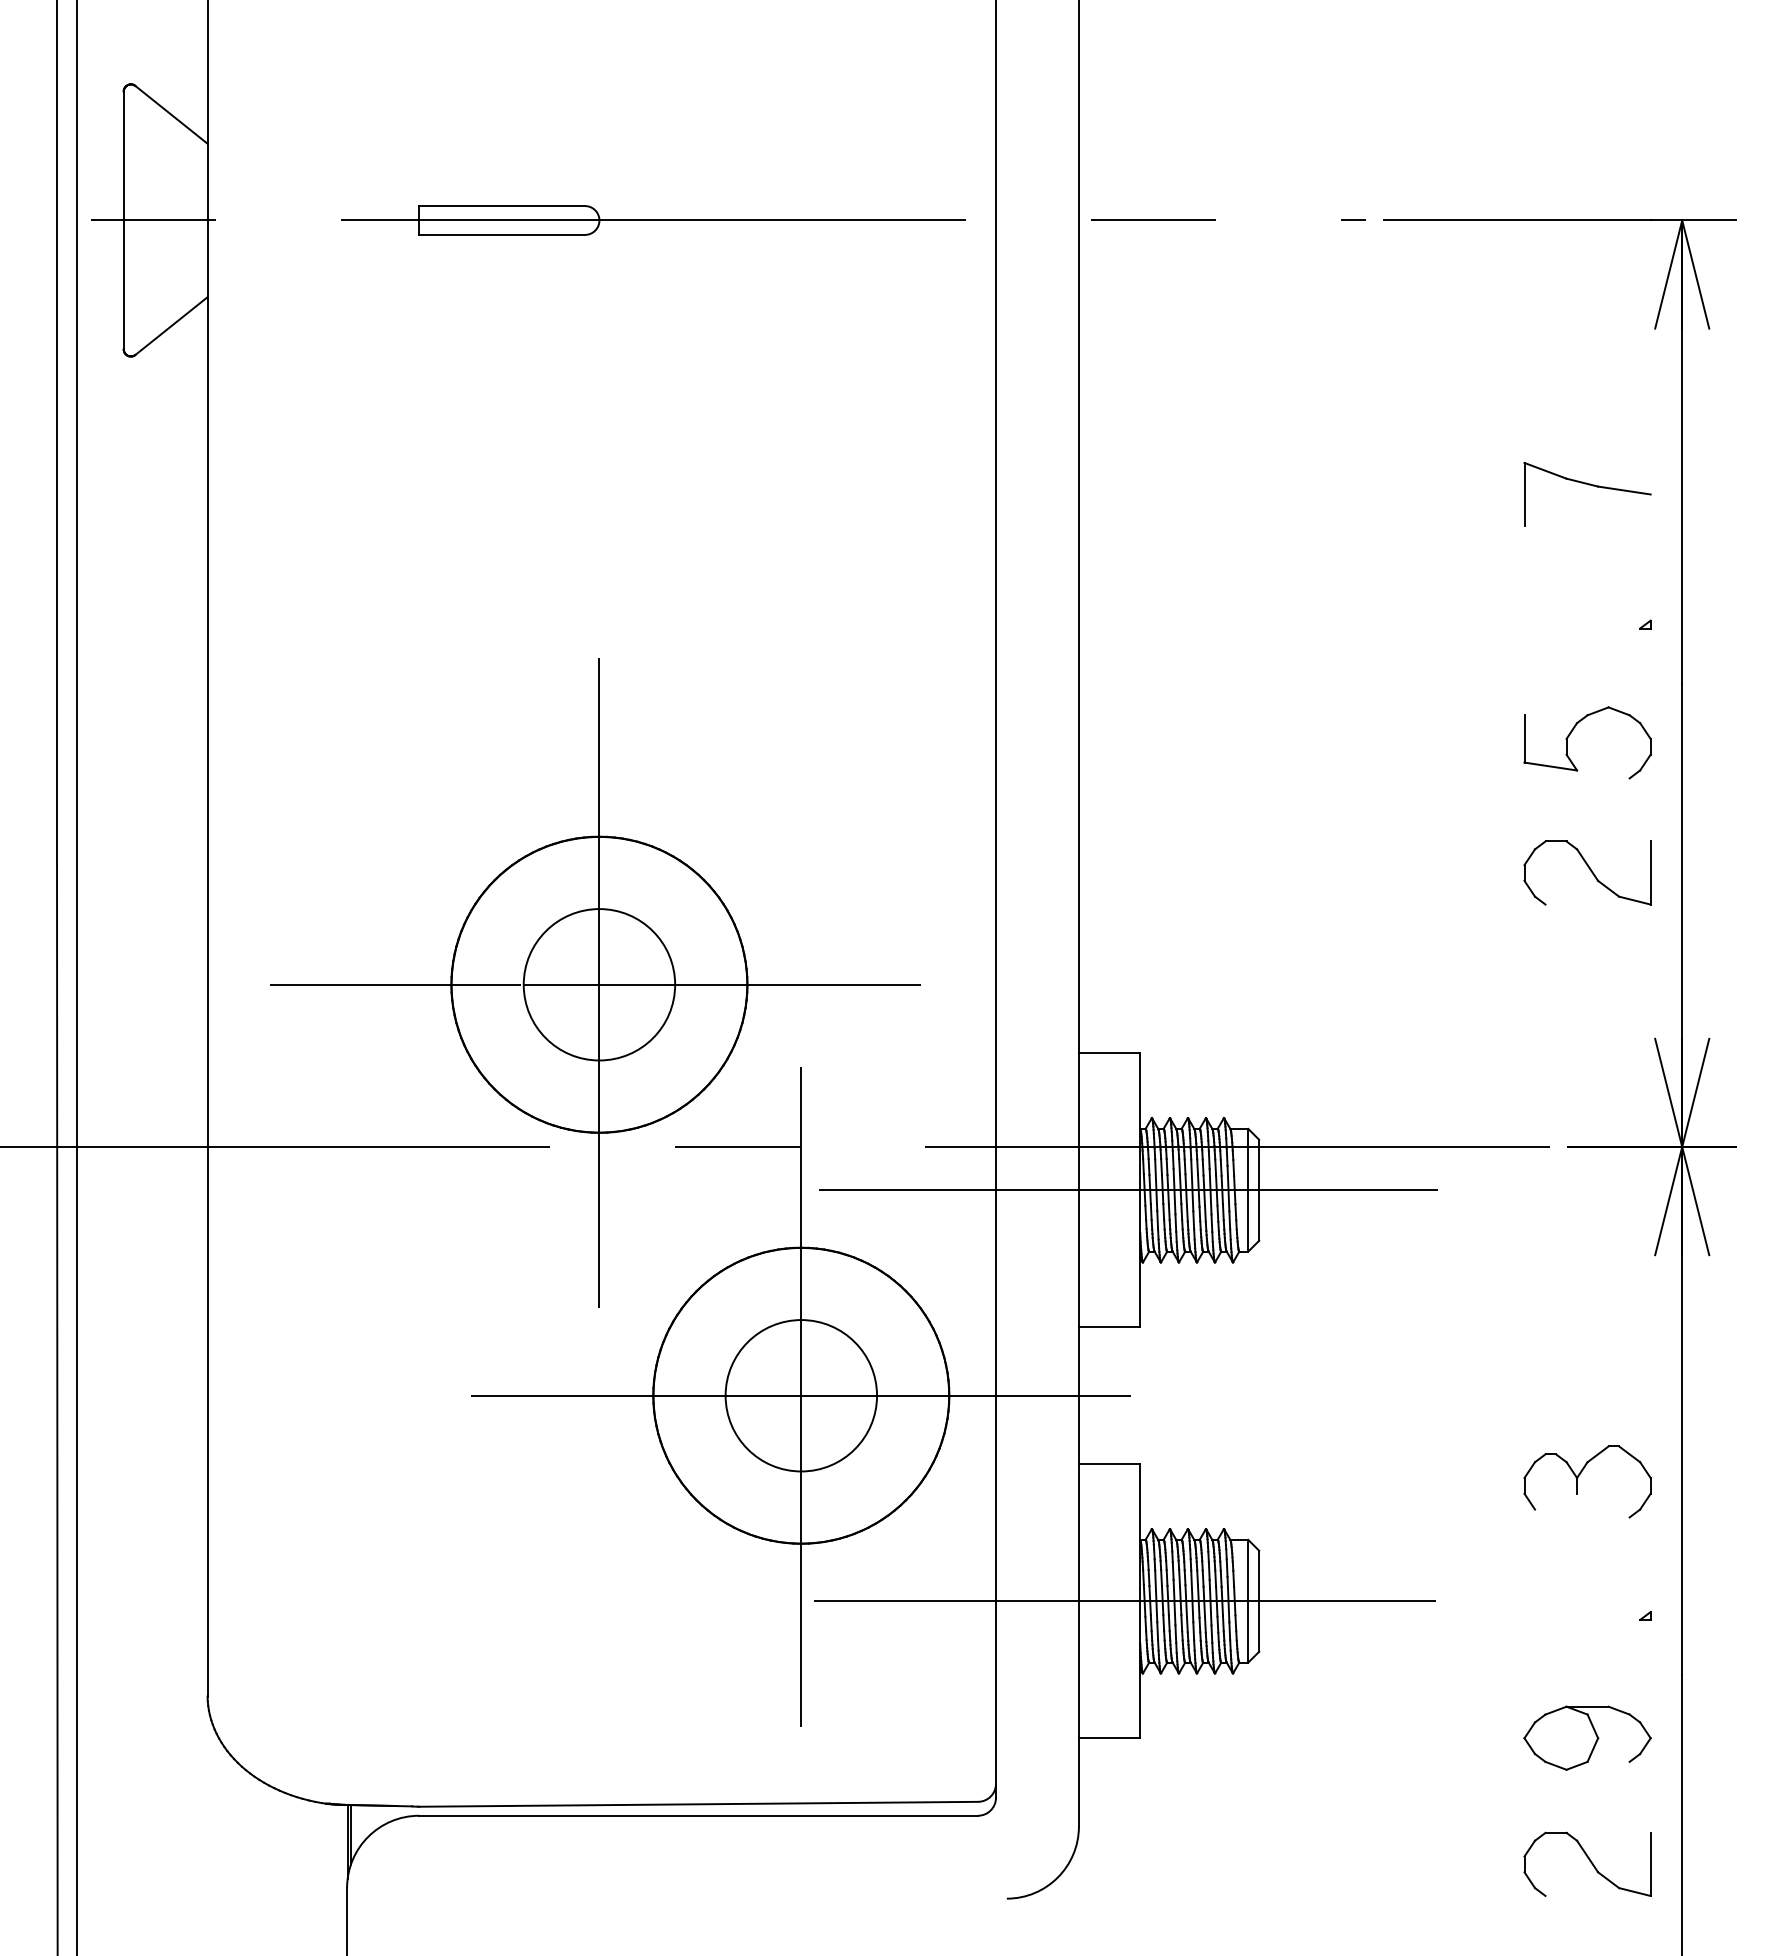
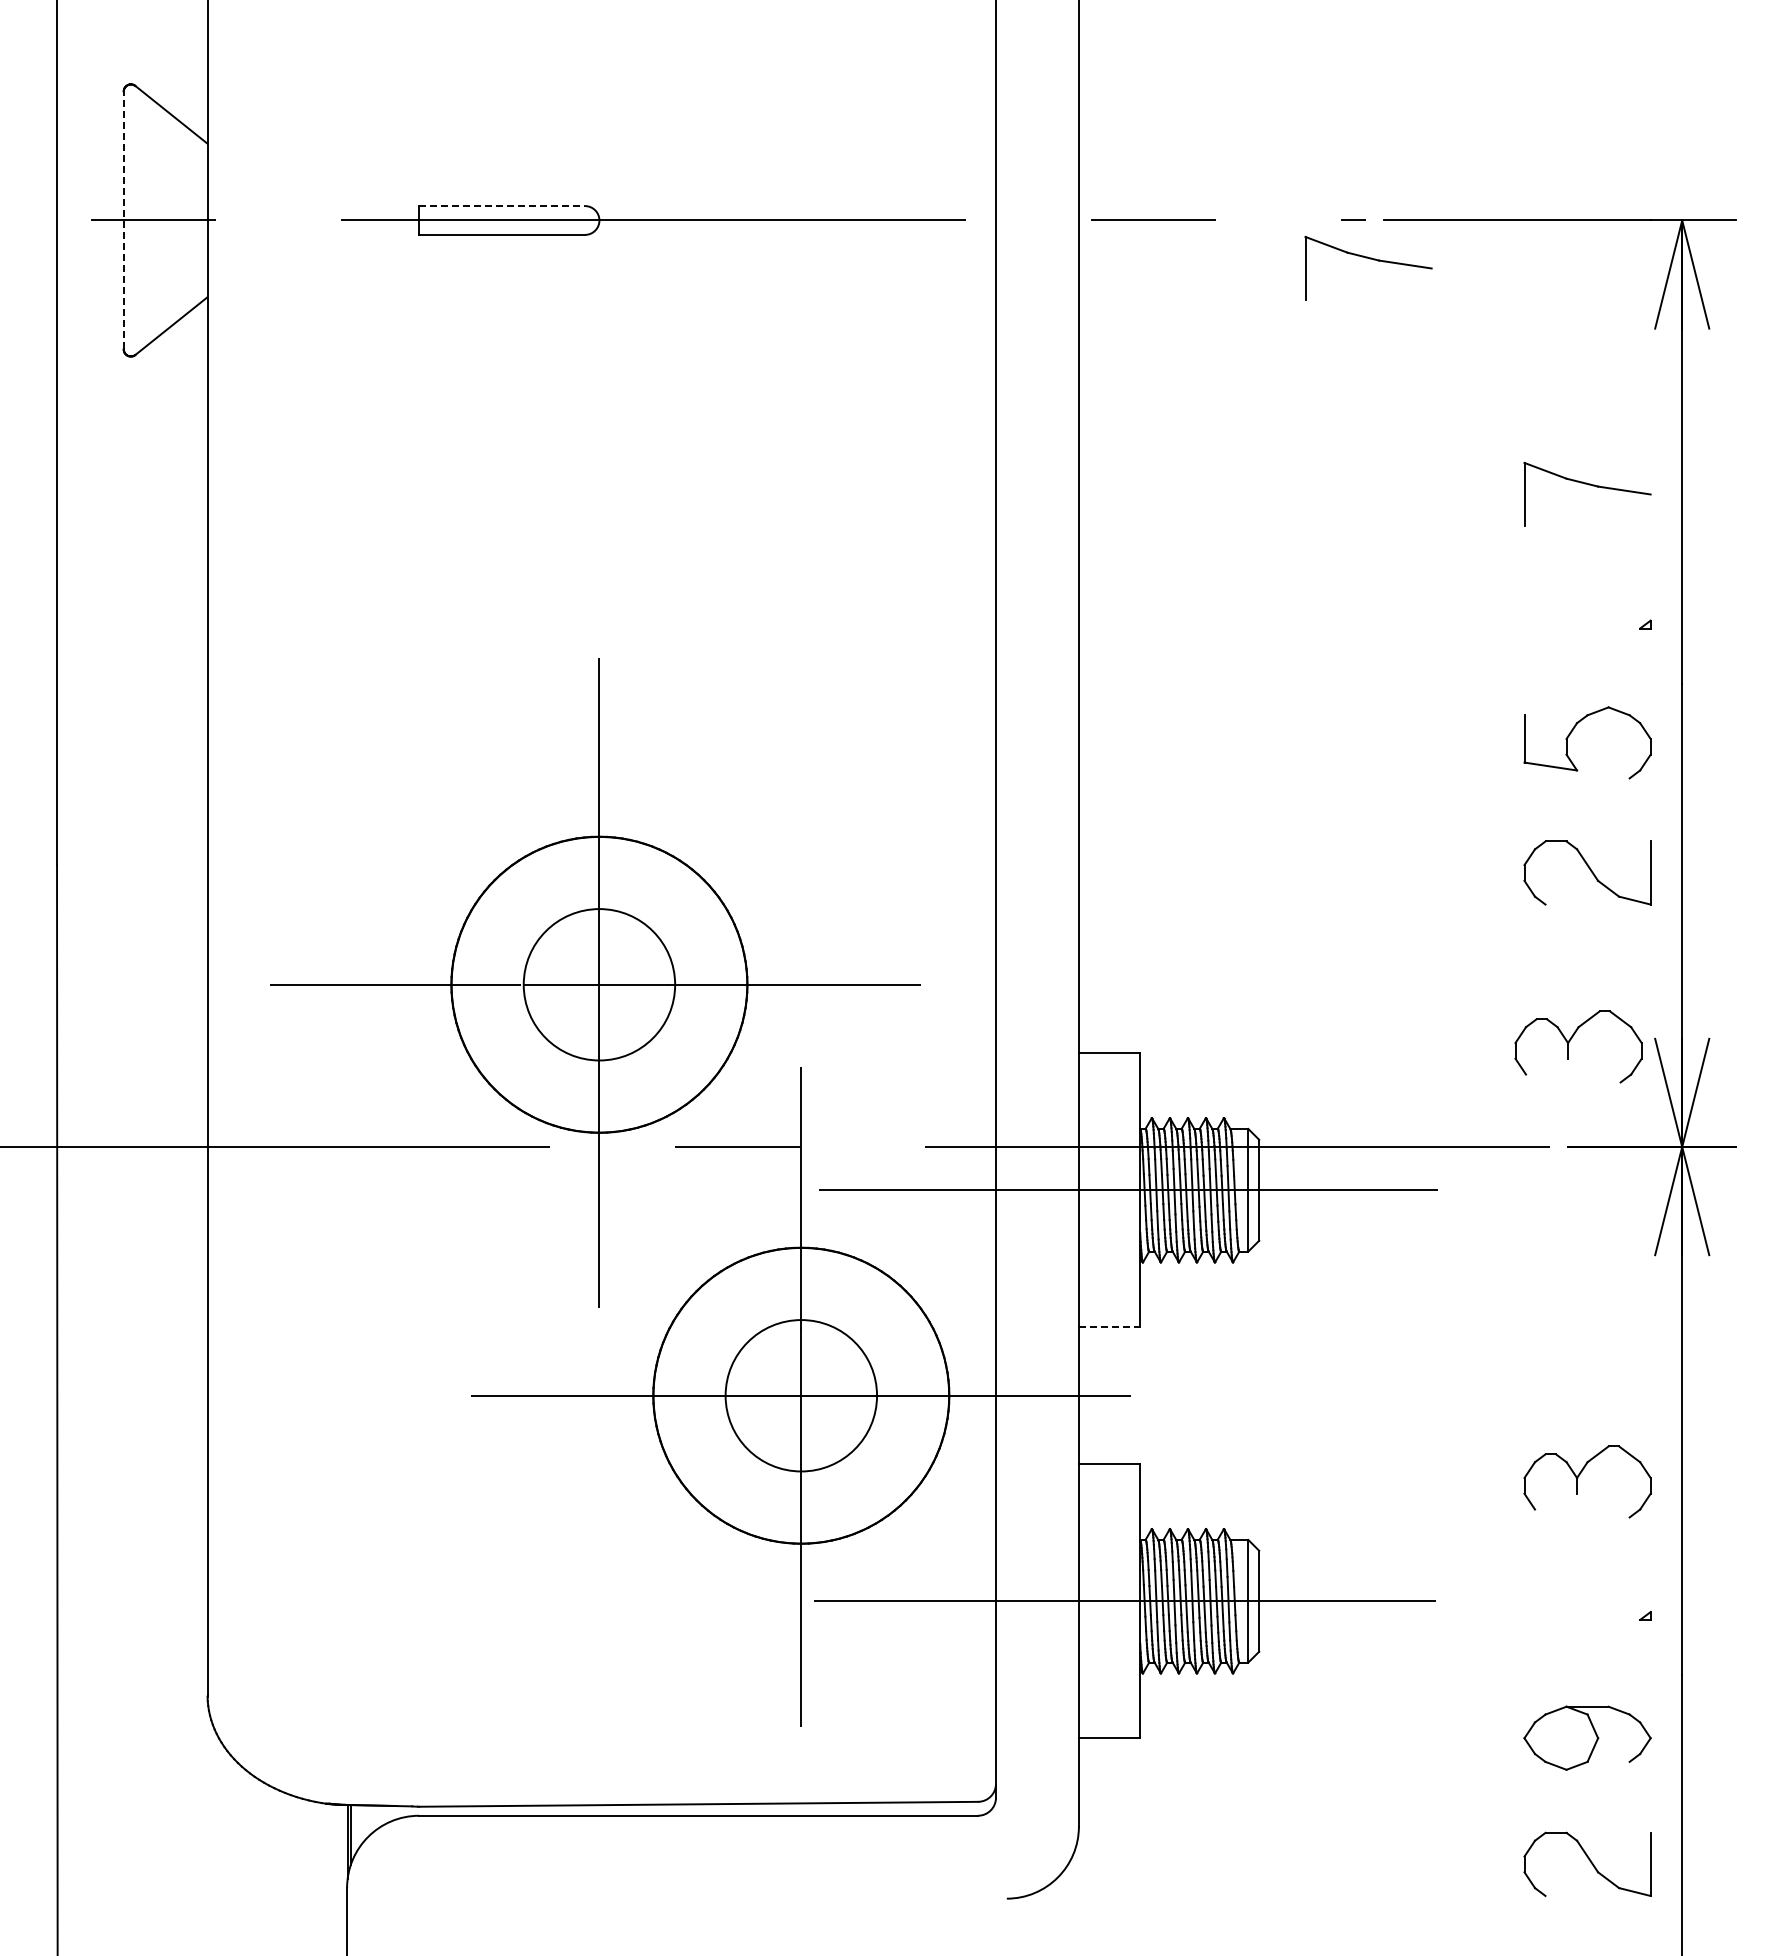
line: solid -> dashed (502, 206)
line: solid -> dashed (123, 220)
part: none -> present (1369, 259)
line: present -> none (76, 977)
part: none -> present (1570, 1041)
line: solid -> dashed (1109, 1327)
